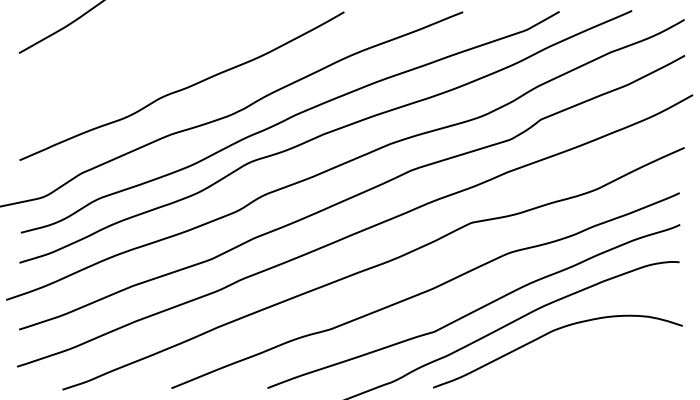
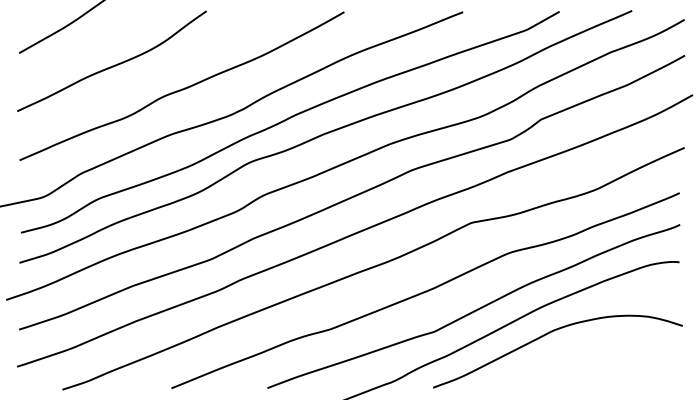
curve: none -> present (112, 65)
